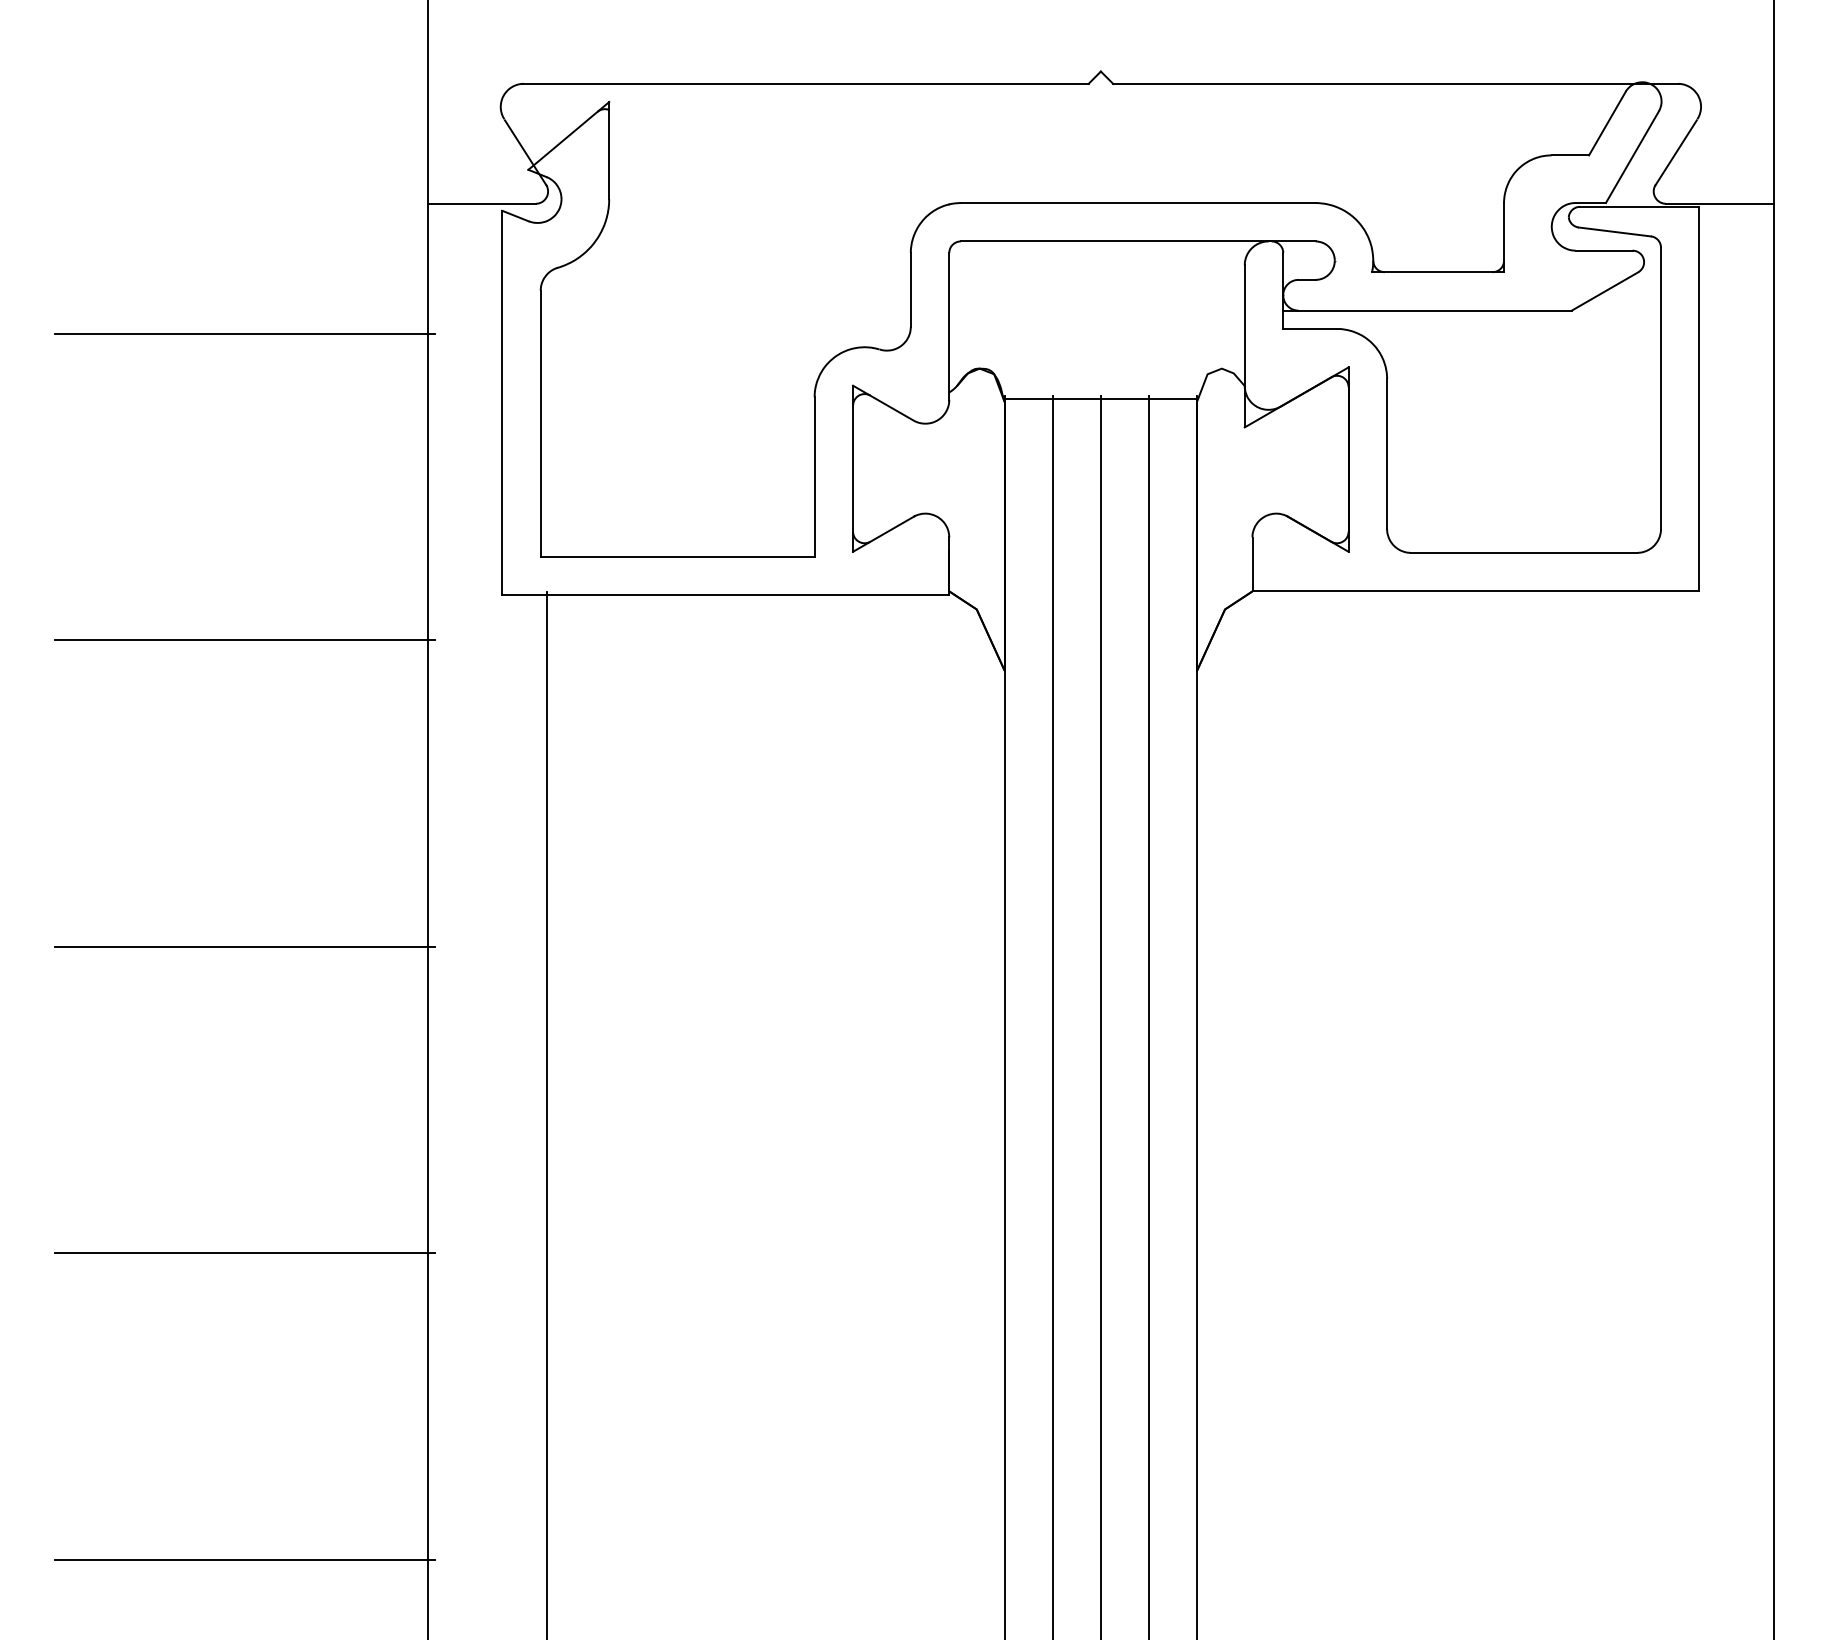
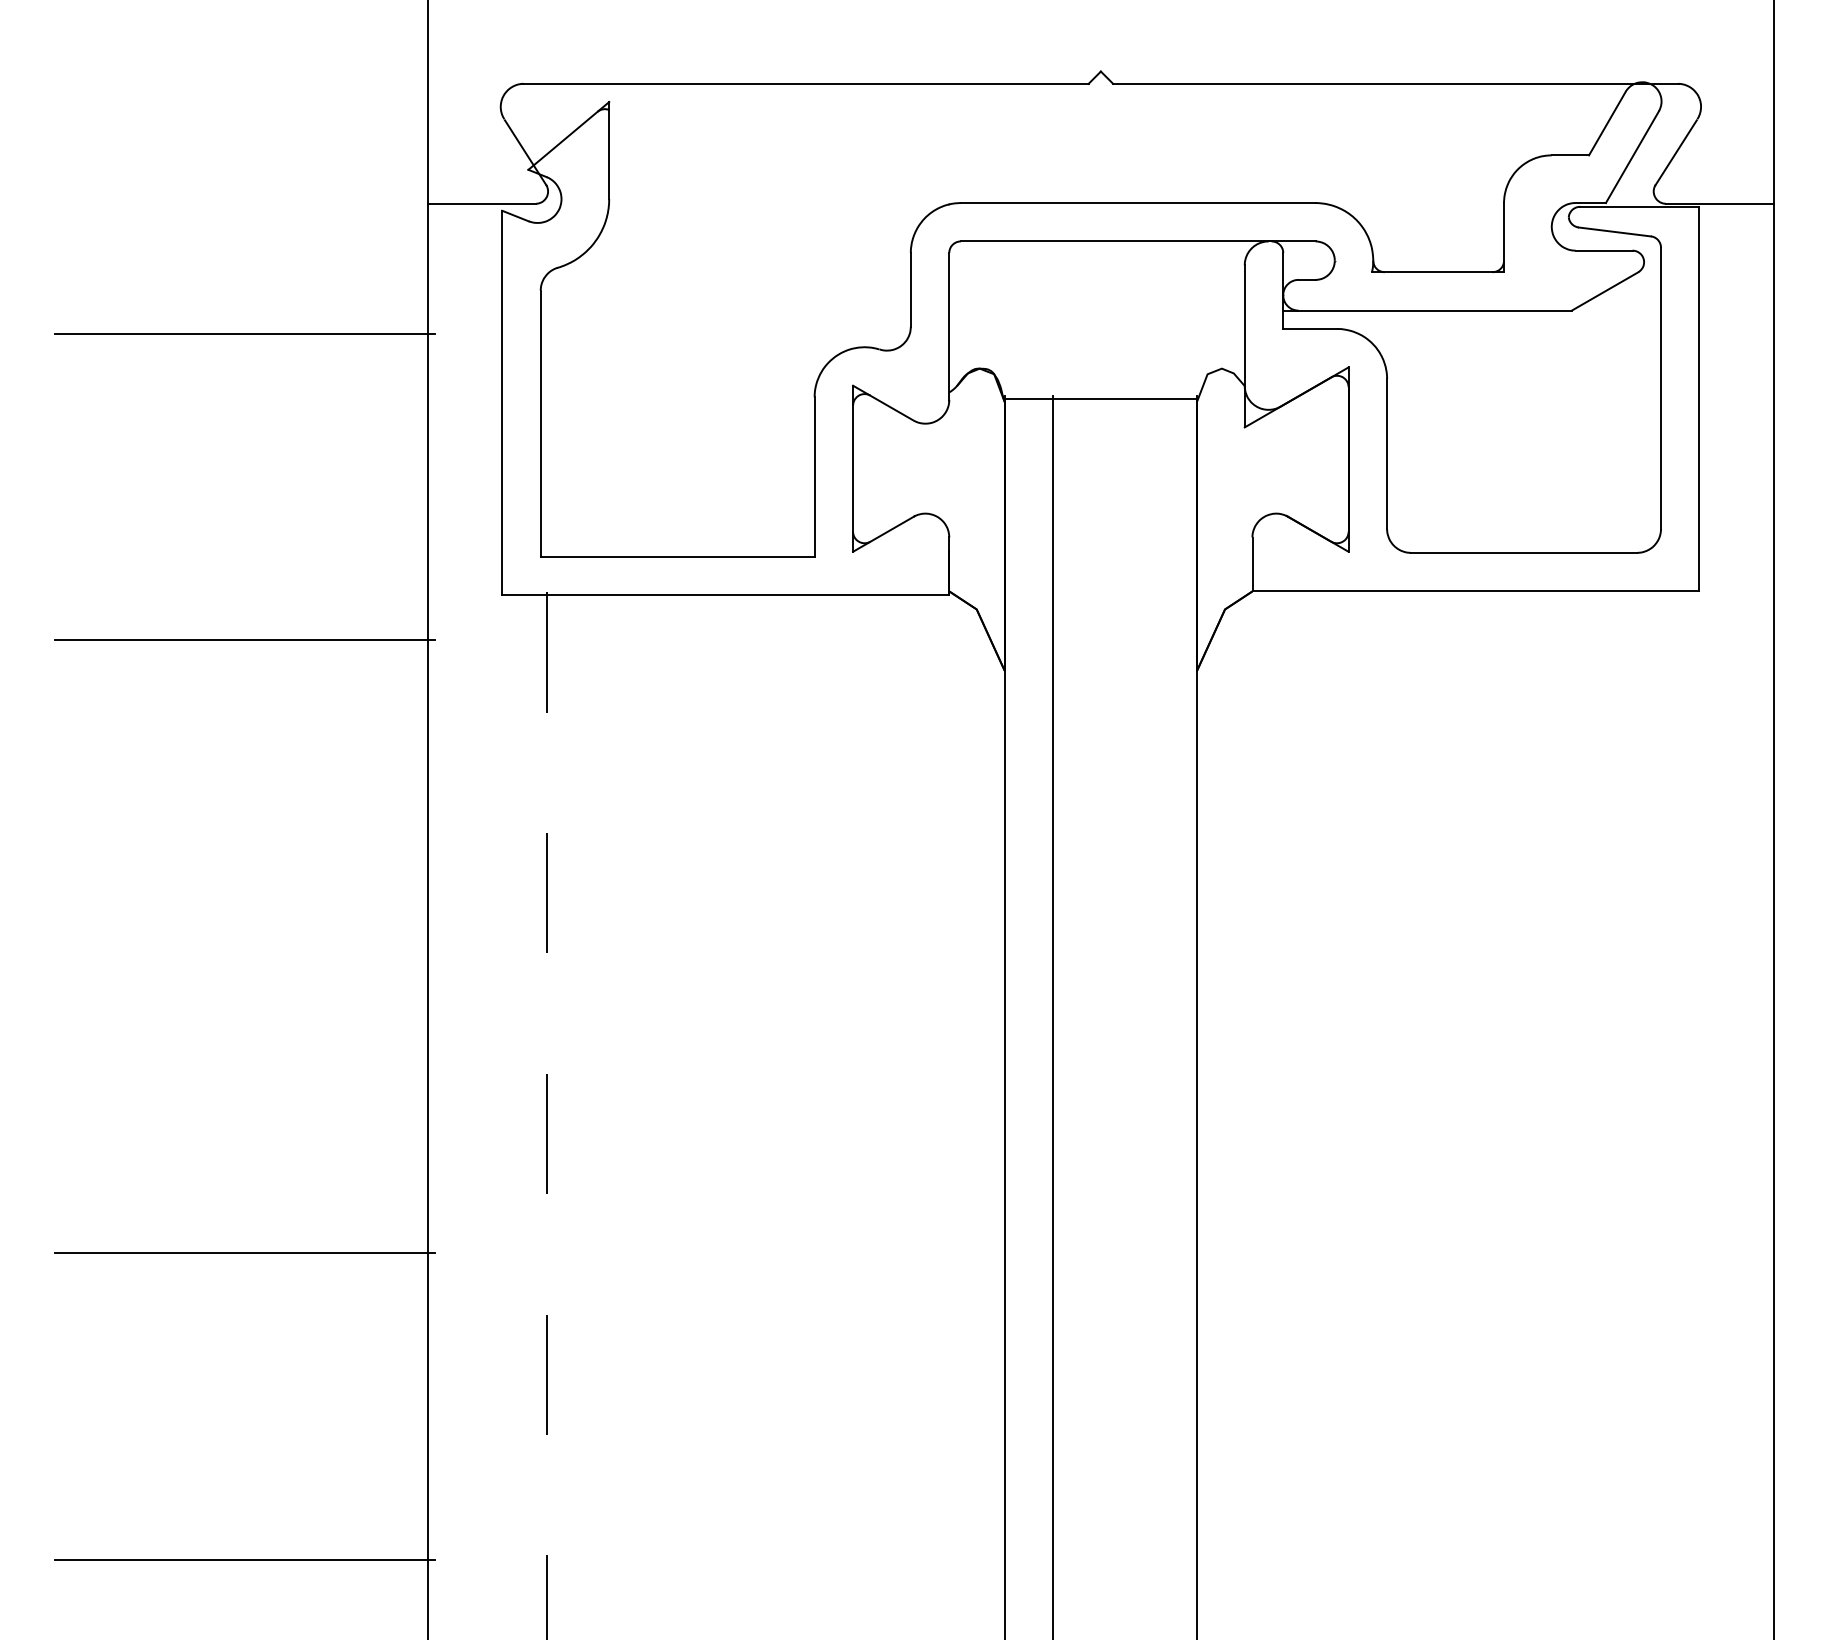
line: present -> none (244, 946)
line: present -> none (1100, 1016)
line: present -> none (1149, 1016)
line: solid -> dashed (546, 1116)
